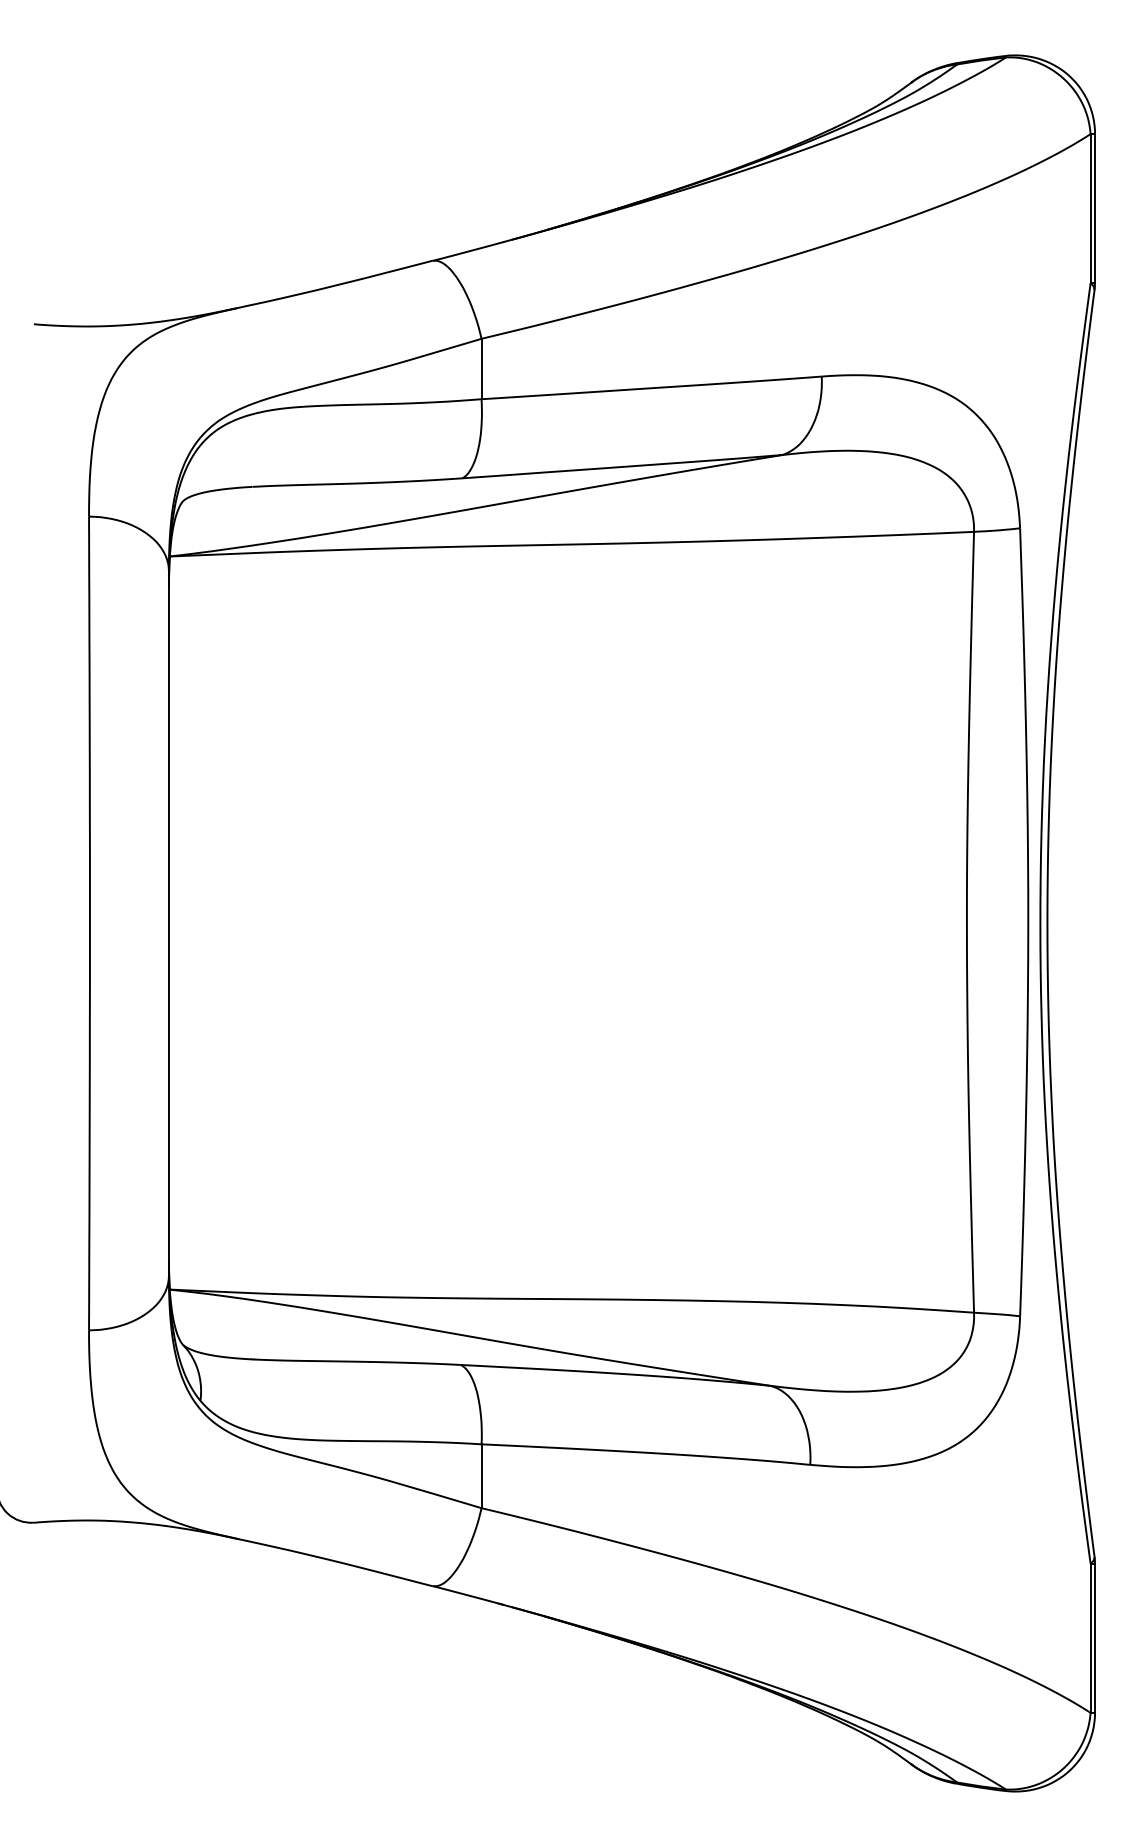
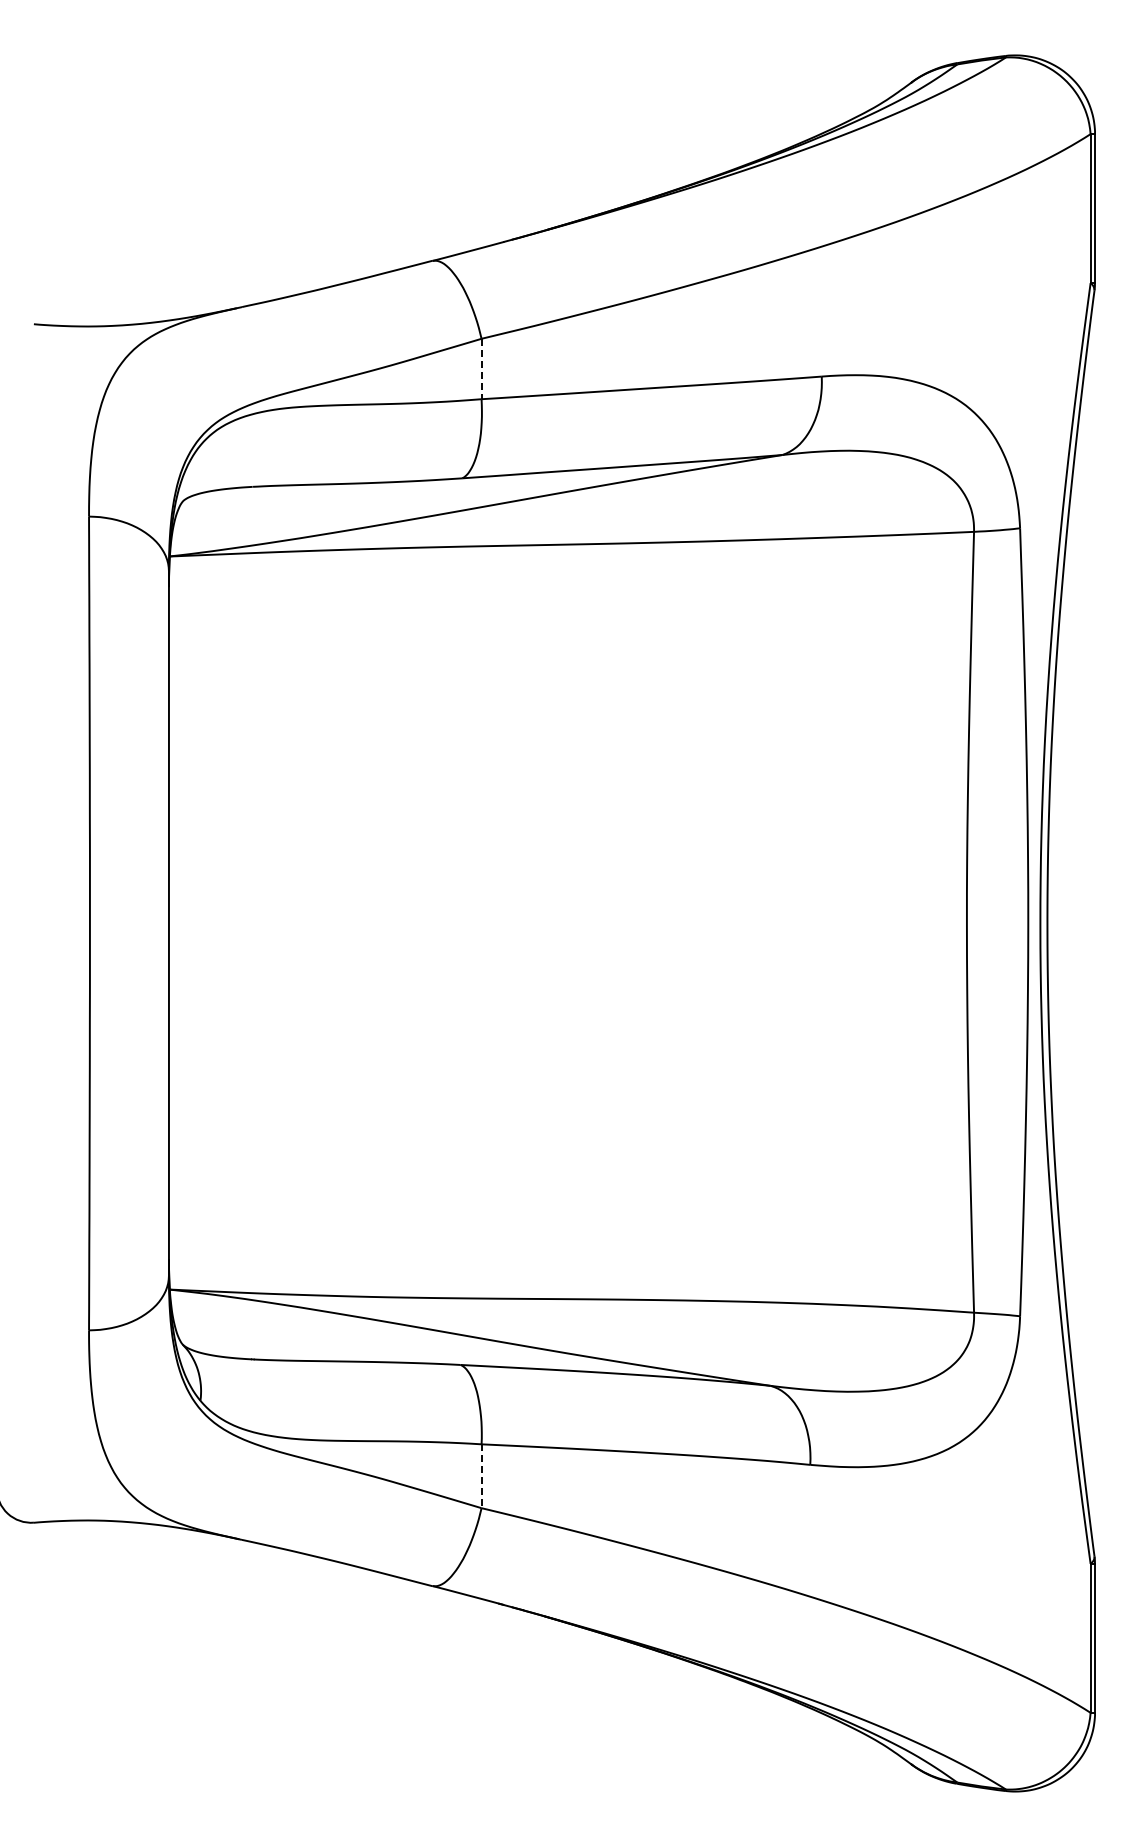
line: solid -> dashed (481, 369)
line: solid -> dashed (481, 1476)
